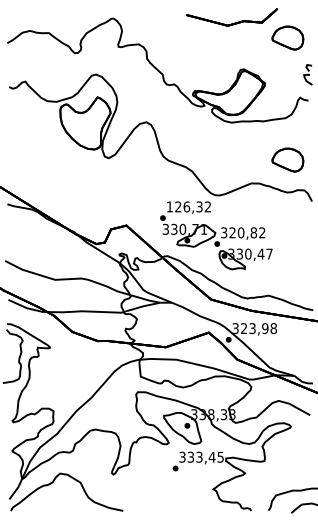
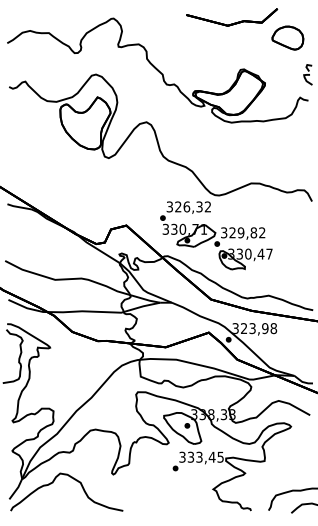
part: present -> none (287, 159)
text: 126,32 -> 326,32 (169, 206)
text: 320,82 -> 329,82 (240, 232)
